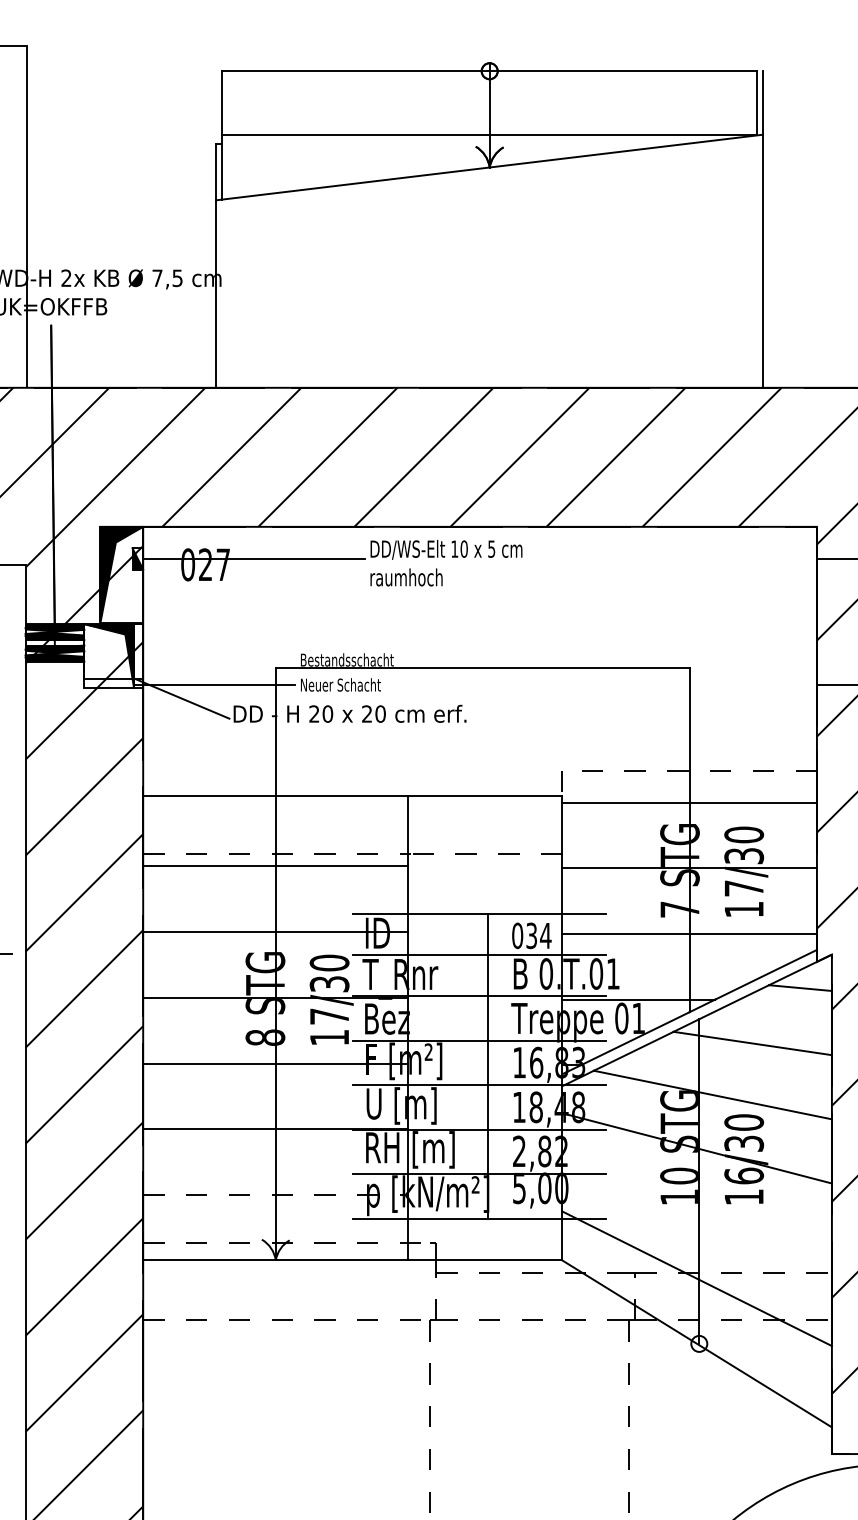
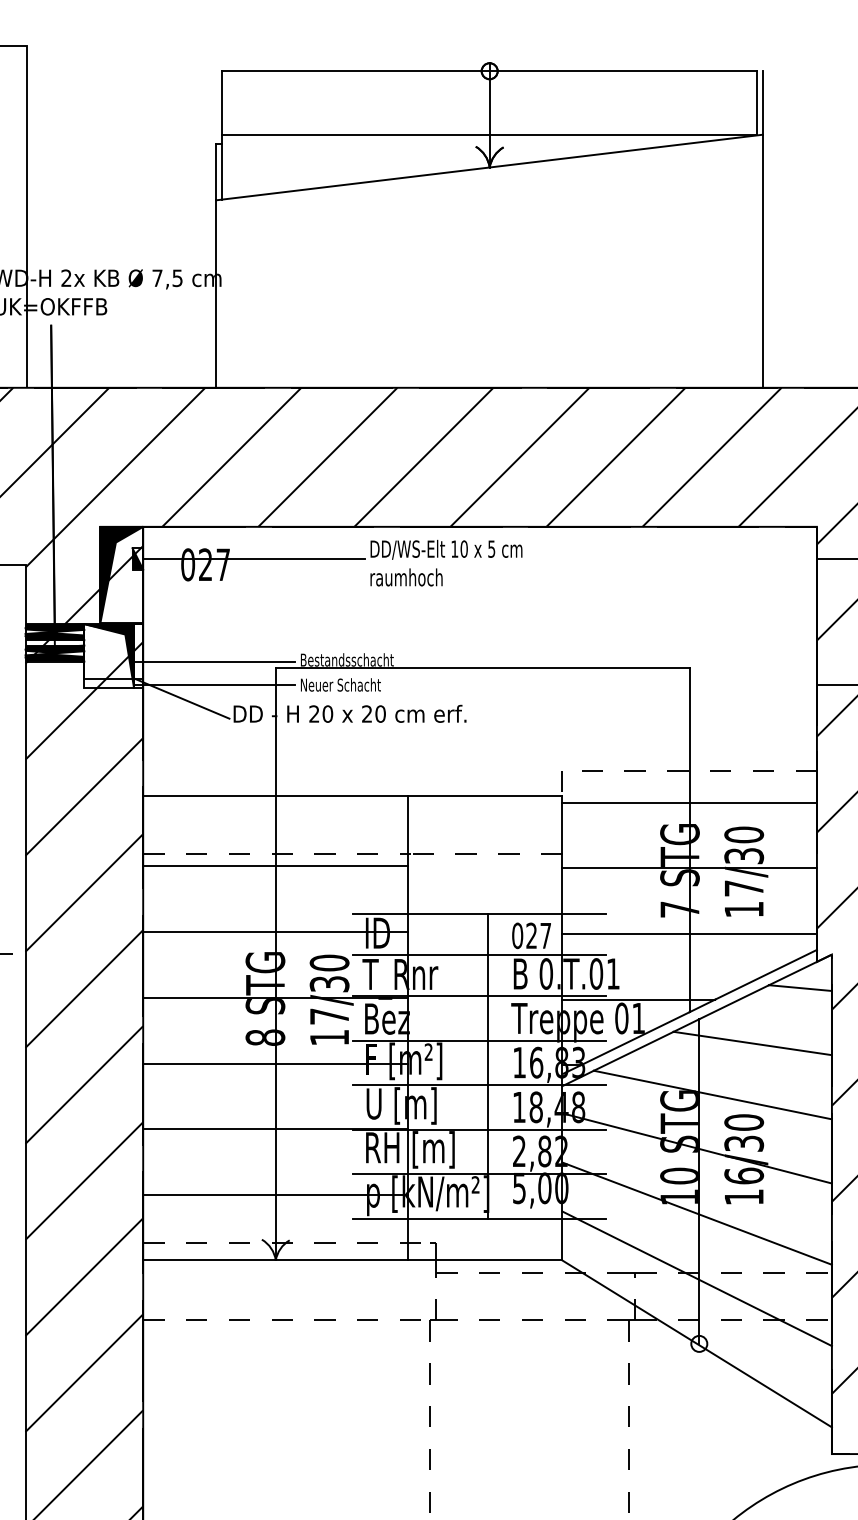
line: none -> present (214, 662)
text: 034 -> 027 (538, 935)
line: dashed -> solid (275, 1194)
line: none -> present (696, 1213)
